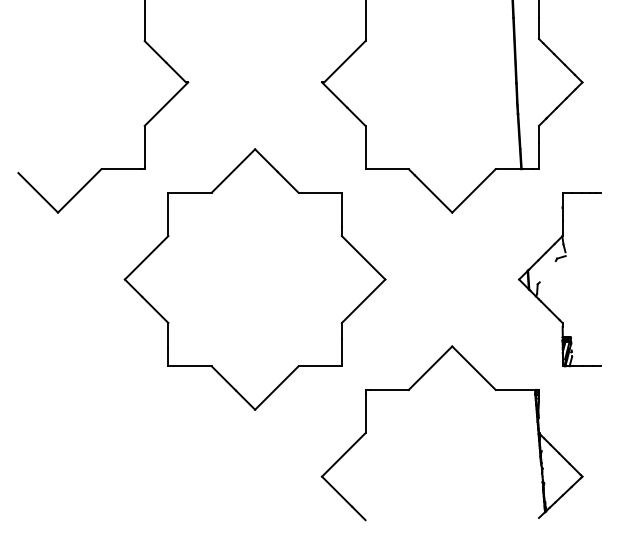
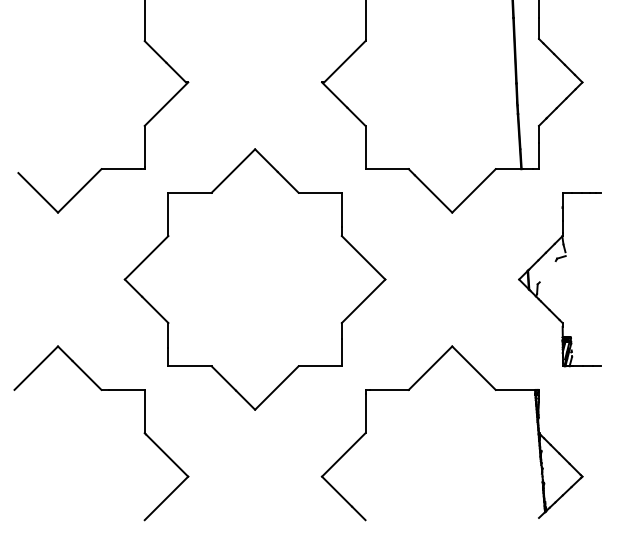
part: none -> present (143, 433)
